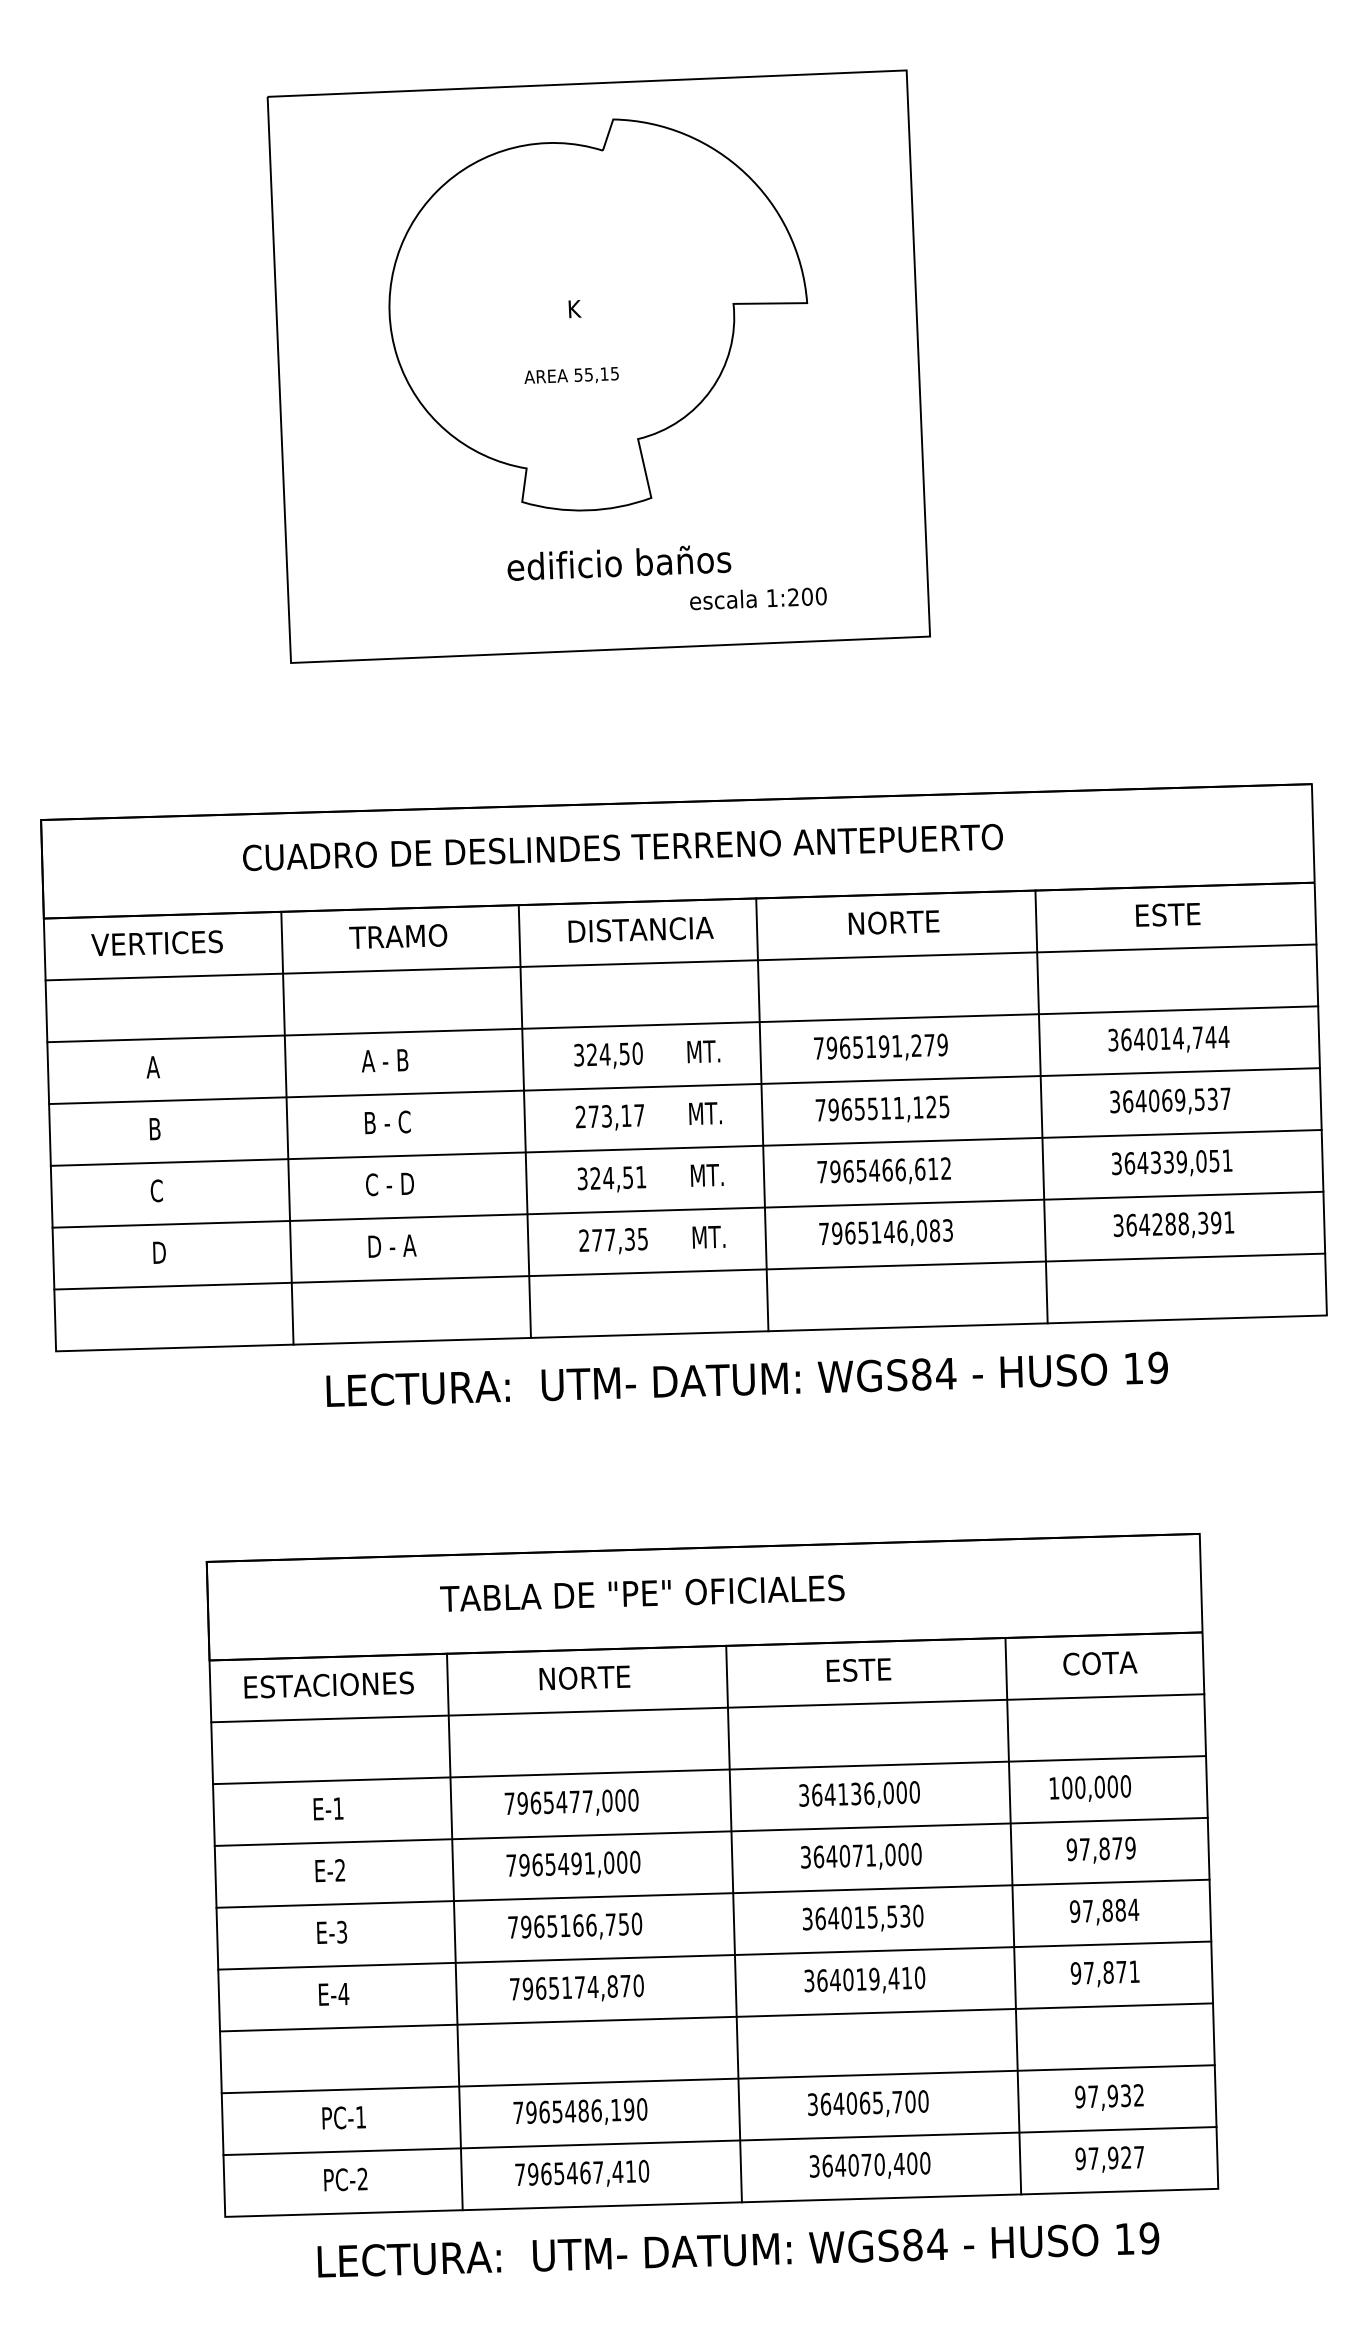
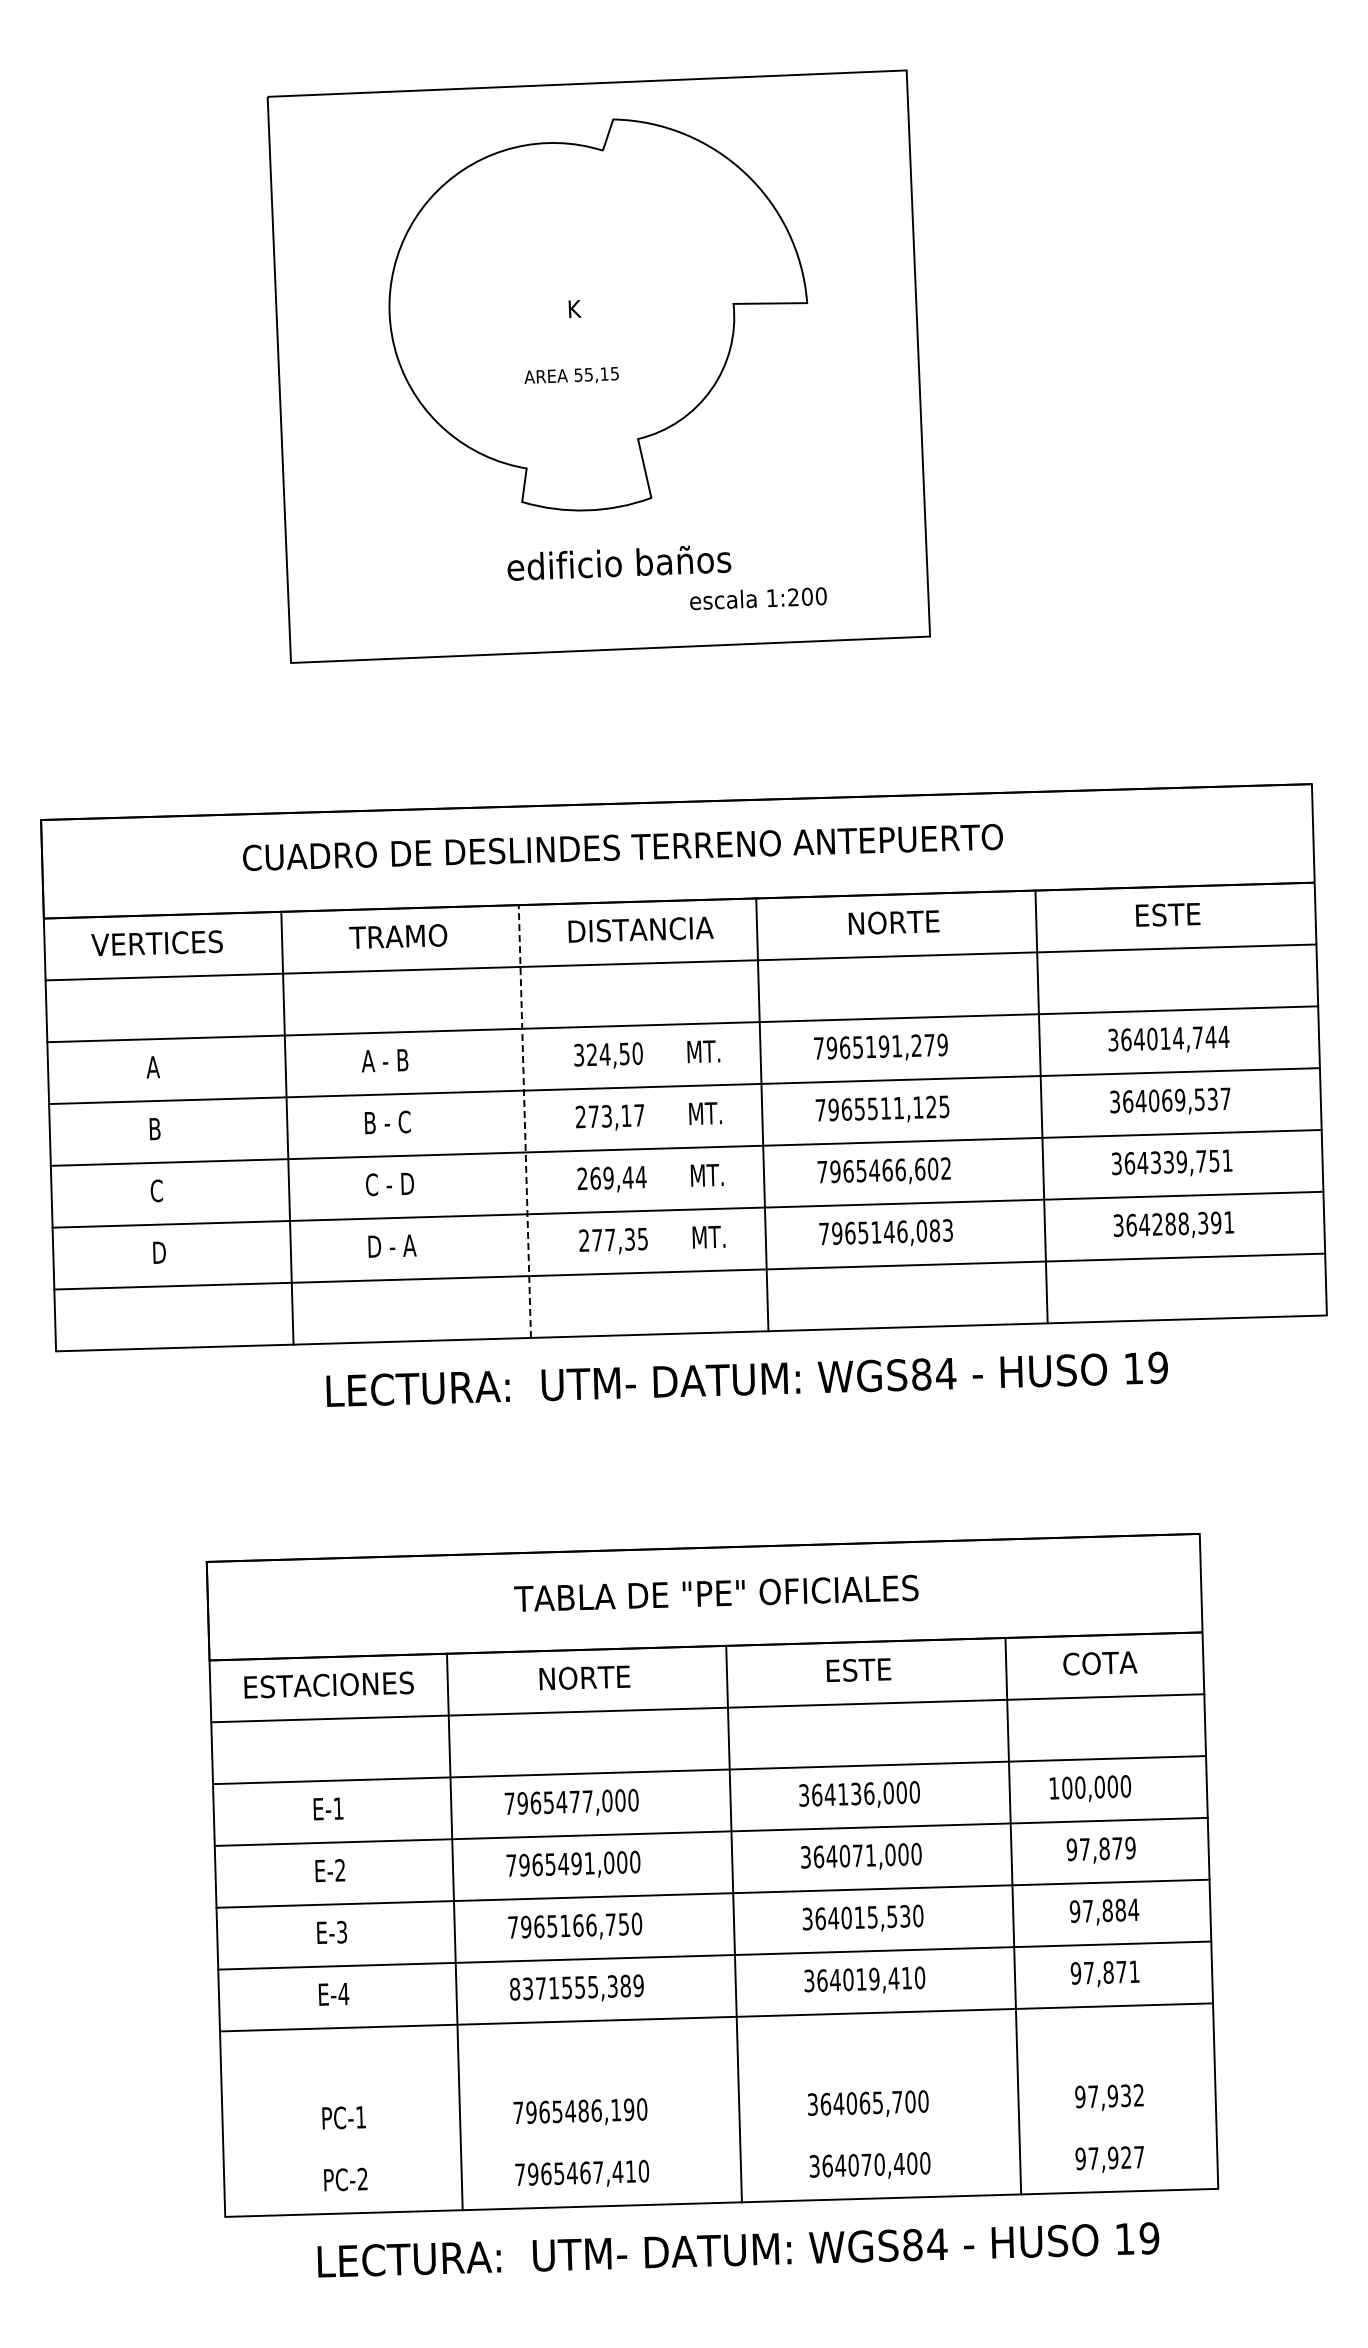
line: solid -> dashed (524, 1121)
text: 364339,051 -> 364339,751 (1201, 1161)
text: 7965466,612 -> 7965466,602 (933, 1168)
text: 324,51 -> 269,44 (611, 1178)
text position: (642, 1592) -> (716, 1592) (716, 1592)
text: 7965174,870 -> 8371555,389 (576, 1987)
line: present -> none (717, 2079)
line: present -> none (719, 2141)
